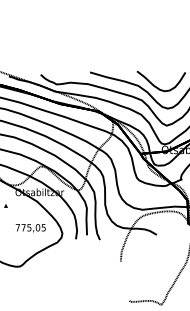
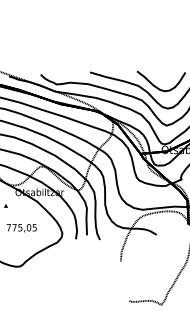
text position: (30, 228) -> (21, 228) (21, 228)
